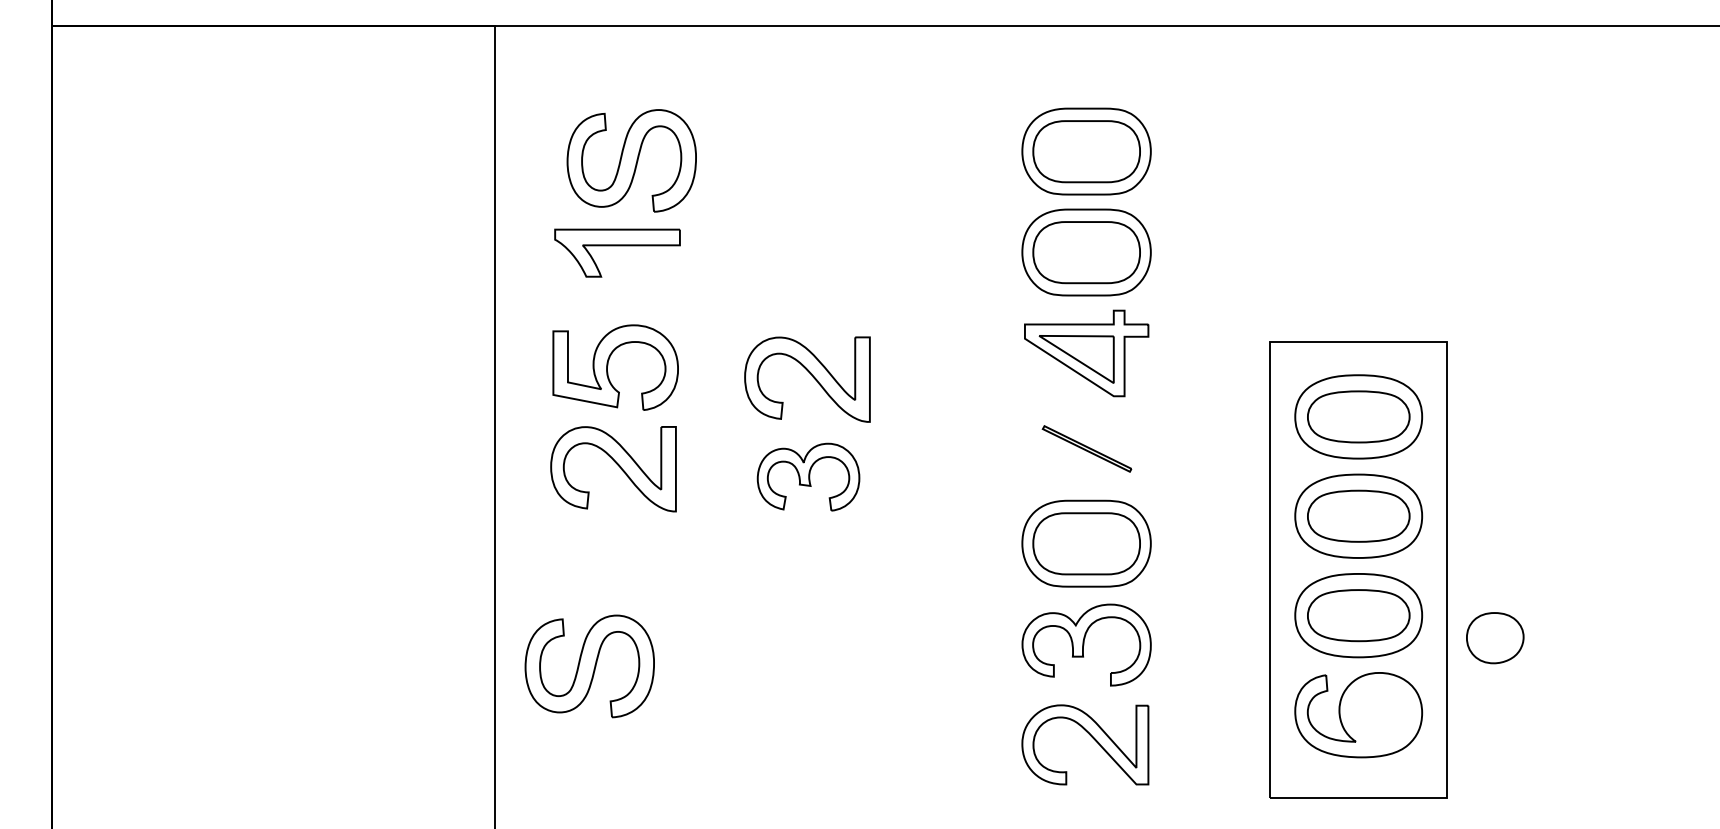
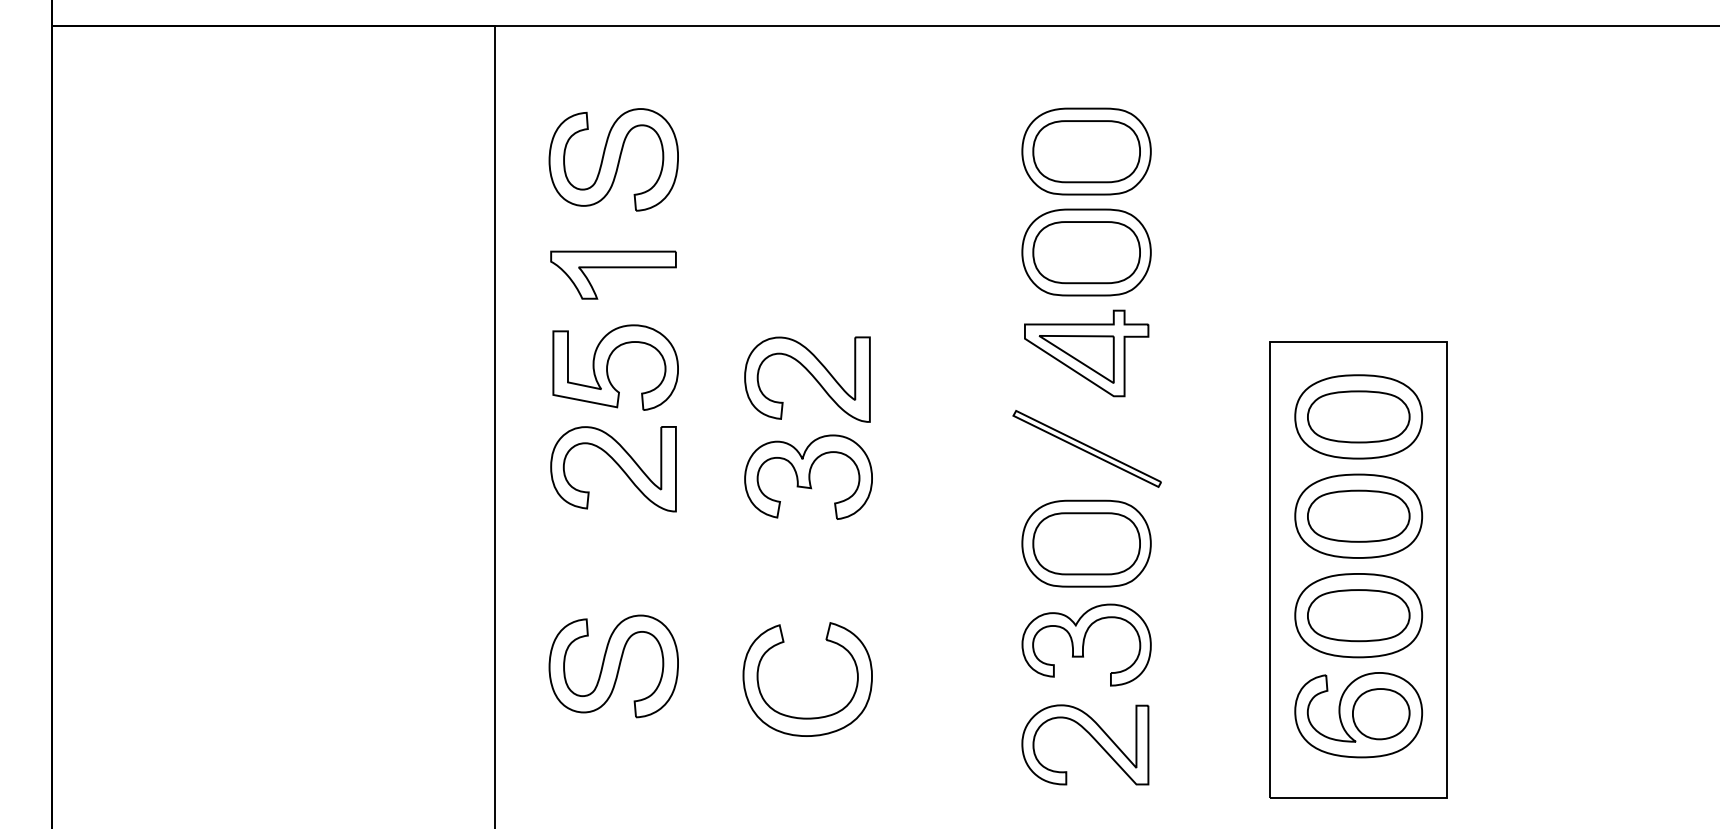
part position: (631, 160) -> (613, 159) (613, 159)
part position: (617, 252) -> (613, 274) (613, 274)
part size: 92x48 px -> 150x78 px (1086, 448)
part size: 105x70 px -> 129x86 px (808, 476)
part position: (1495, 638) -> (1381, 714) (1381, 714)
part position: (589, 666) -> (613, 666) (613, 666)
part: none -> present (807, 717)
